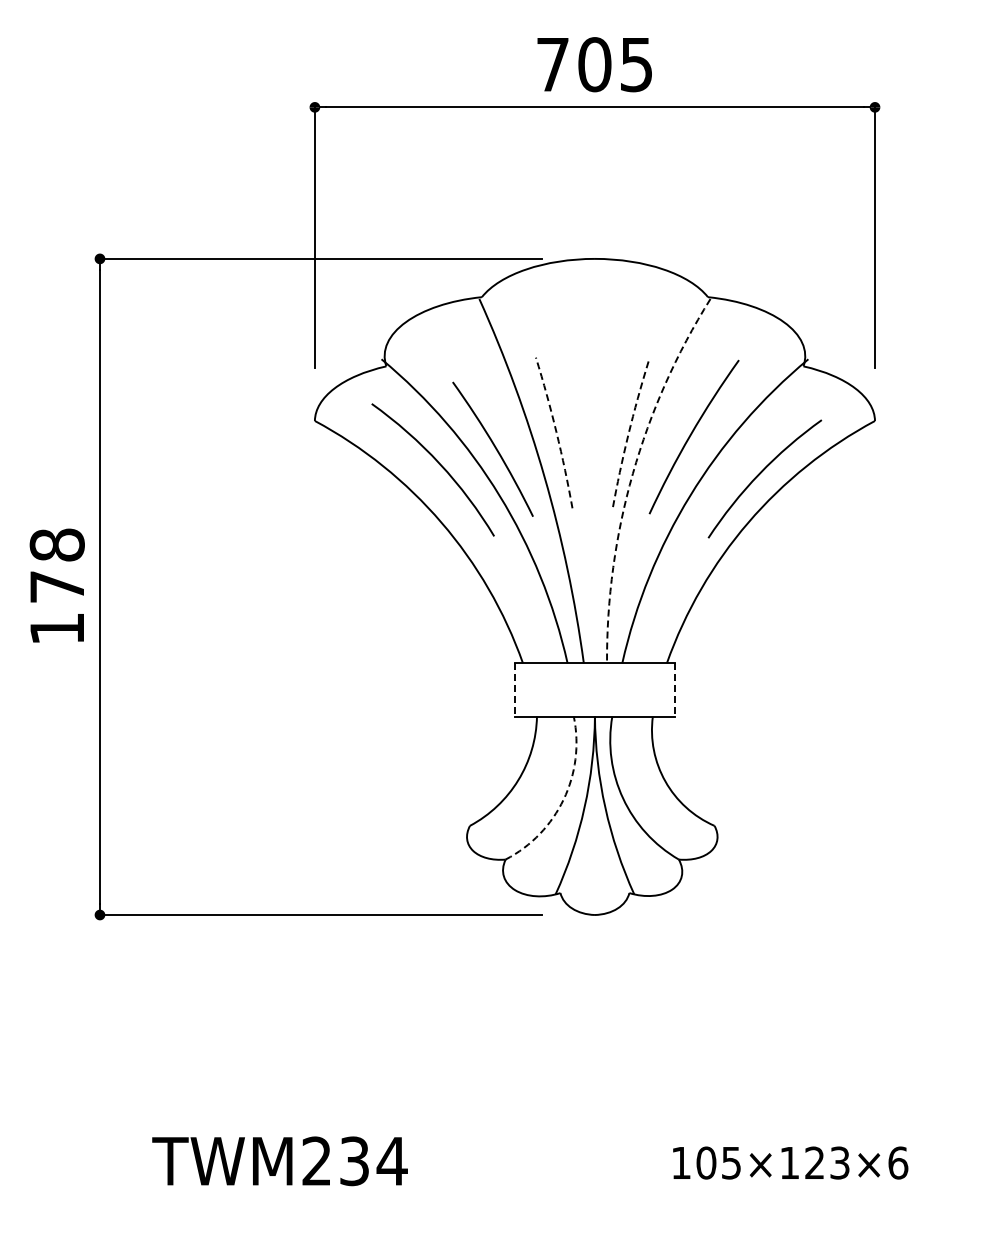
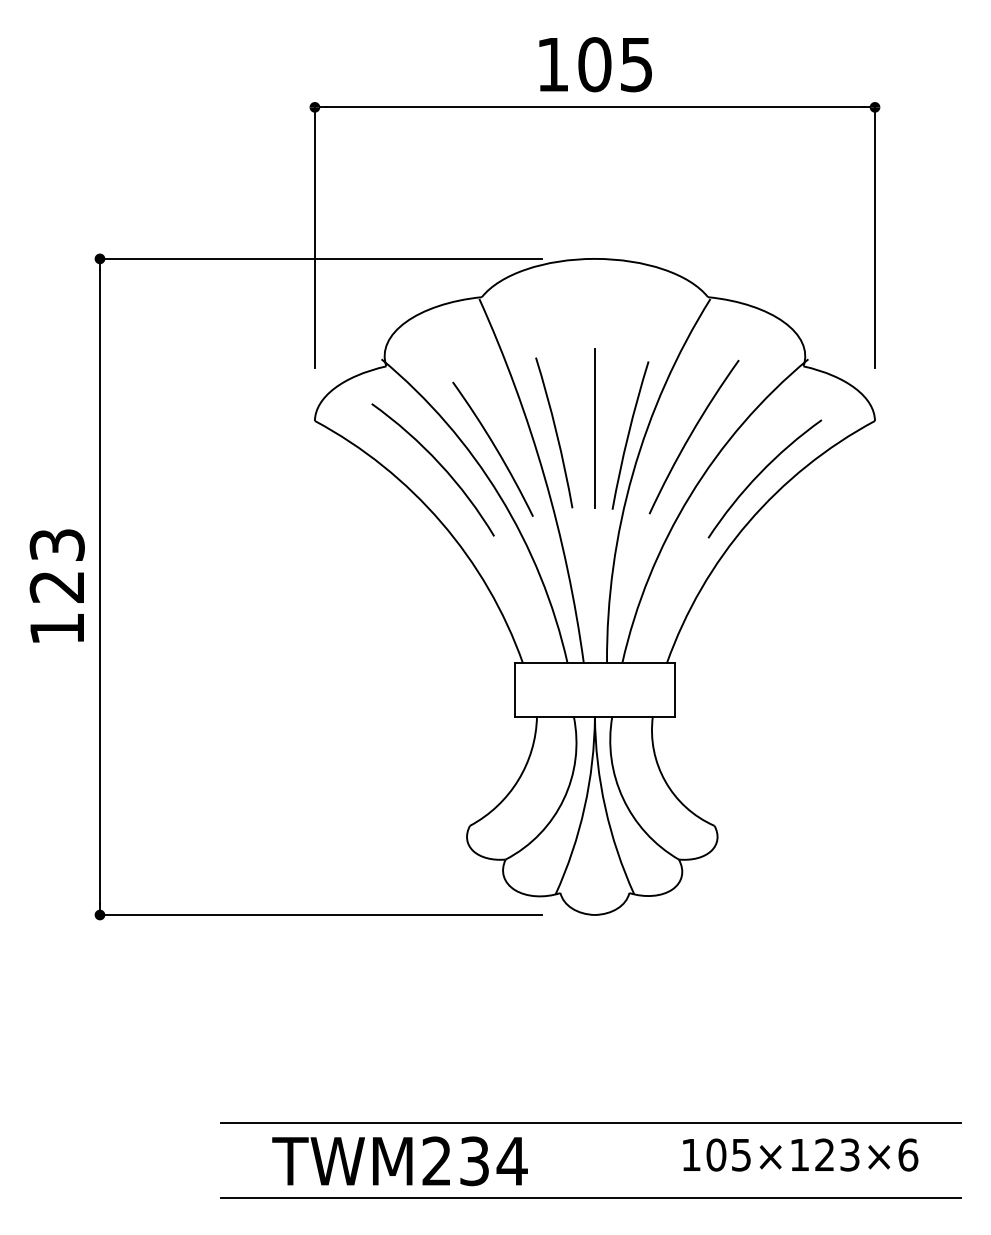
text: 705 -> 105 (552, 64)
line: none -> present (594, 428)
arc: dashed -> solid (556, 432)
arc: dashed -> solid (628, 435)
arc: dashed -> solid (632, 473)
text: 178 -> 123 (56, 565)
line: dashed -> solid (514, 689)
line: dashed -> solid (674, 689)
arc: dashed -> solid (563, 799)
line: none -> present (590, 1123)
text position: (279, 1161) -> (399, 1161) (399, 1161)
text position: (790, 1162) -> (800, 1154) (800, 1154)
line: none -> present (590, 1197)
